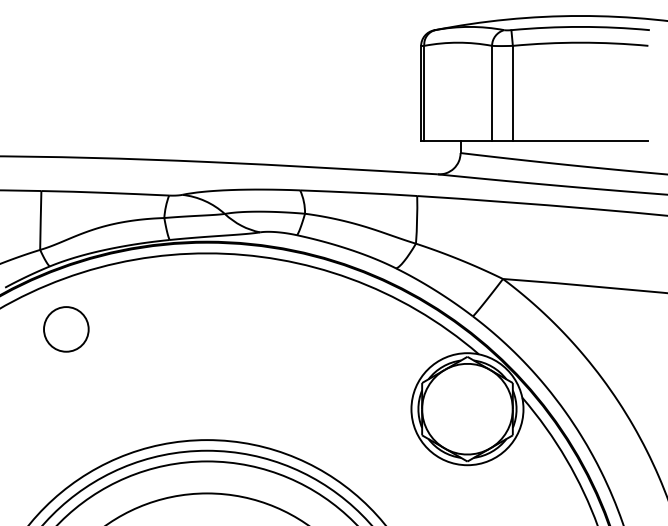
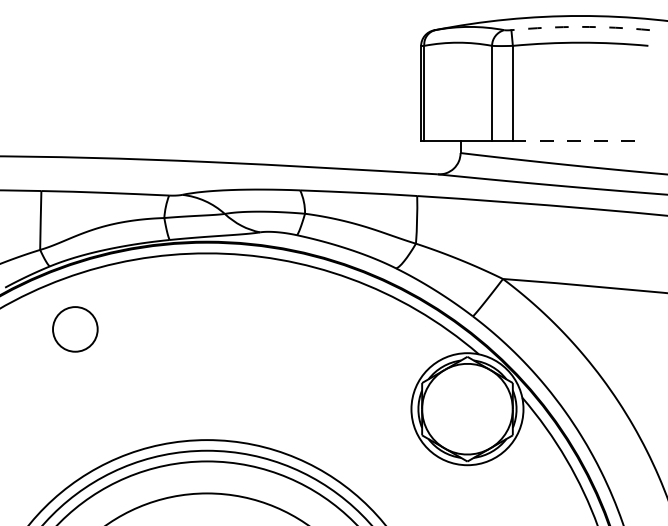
arc: solid -> dashed (580, 26)
line: solid -> dashed (580, 141)
circle position: (66, 329) -> (75, 329) (75, 329)
